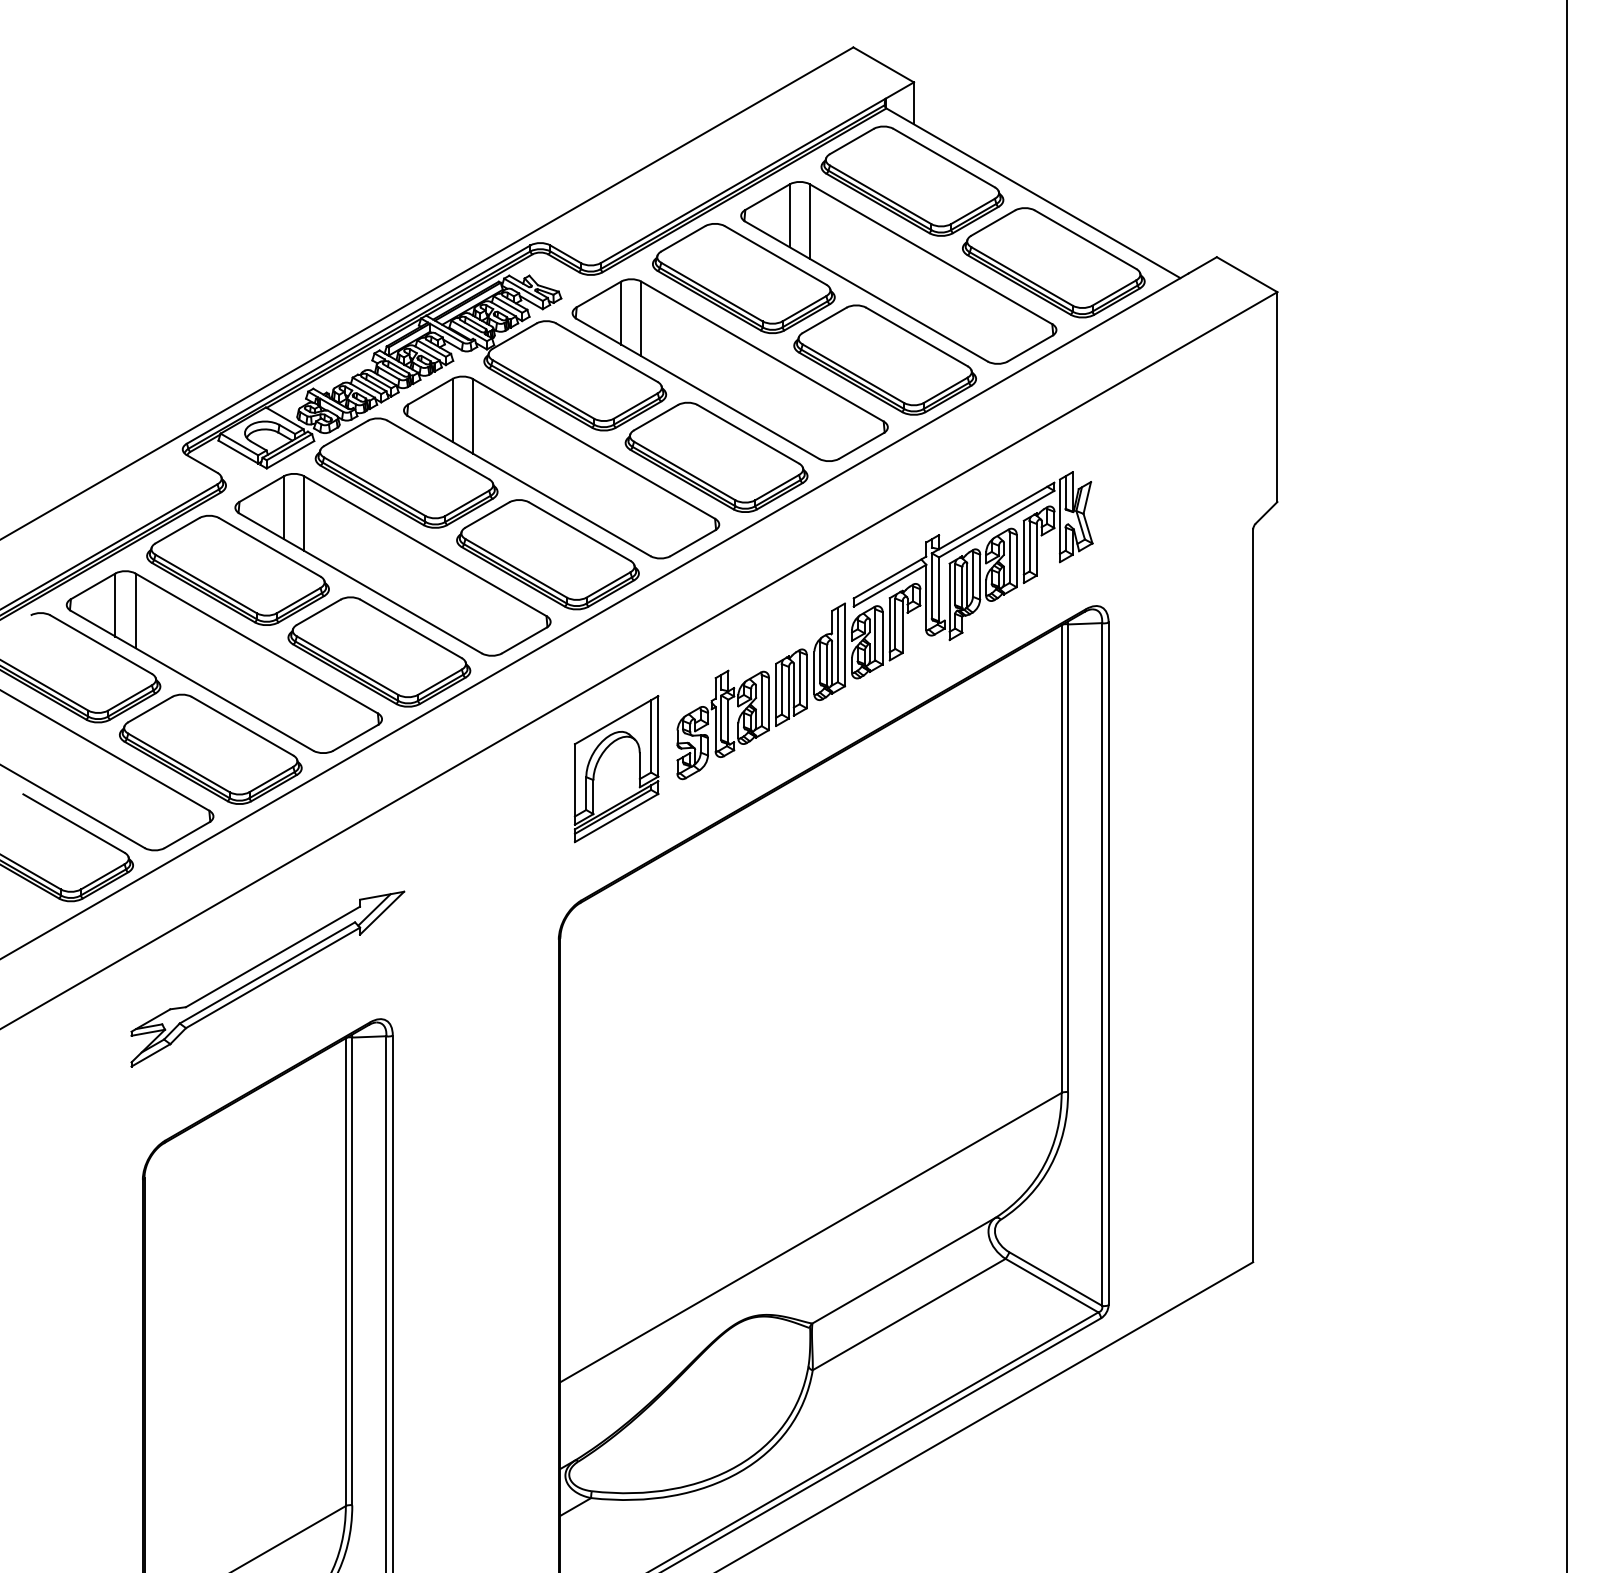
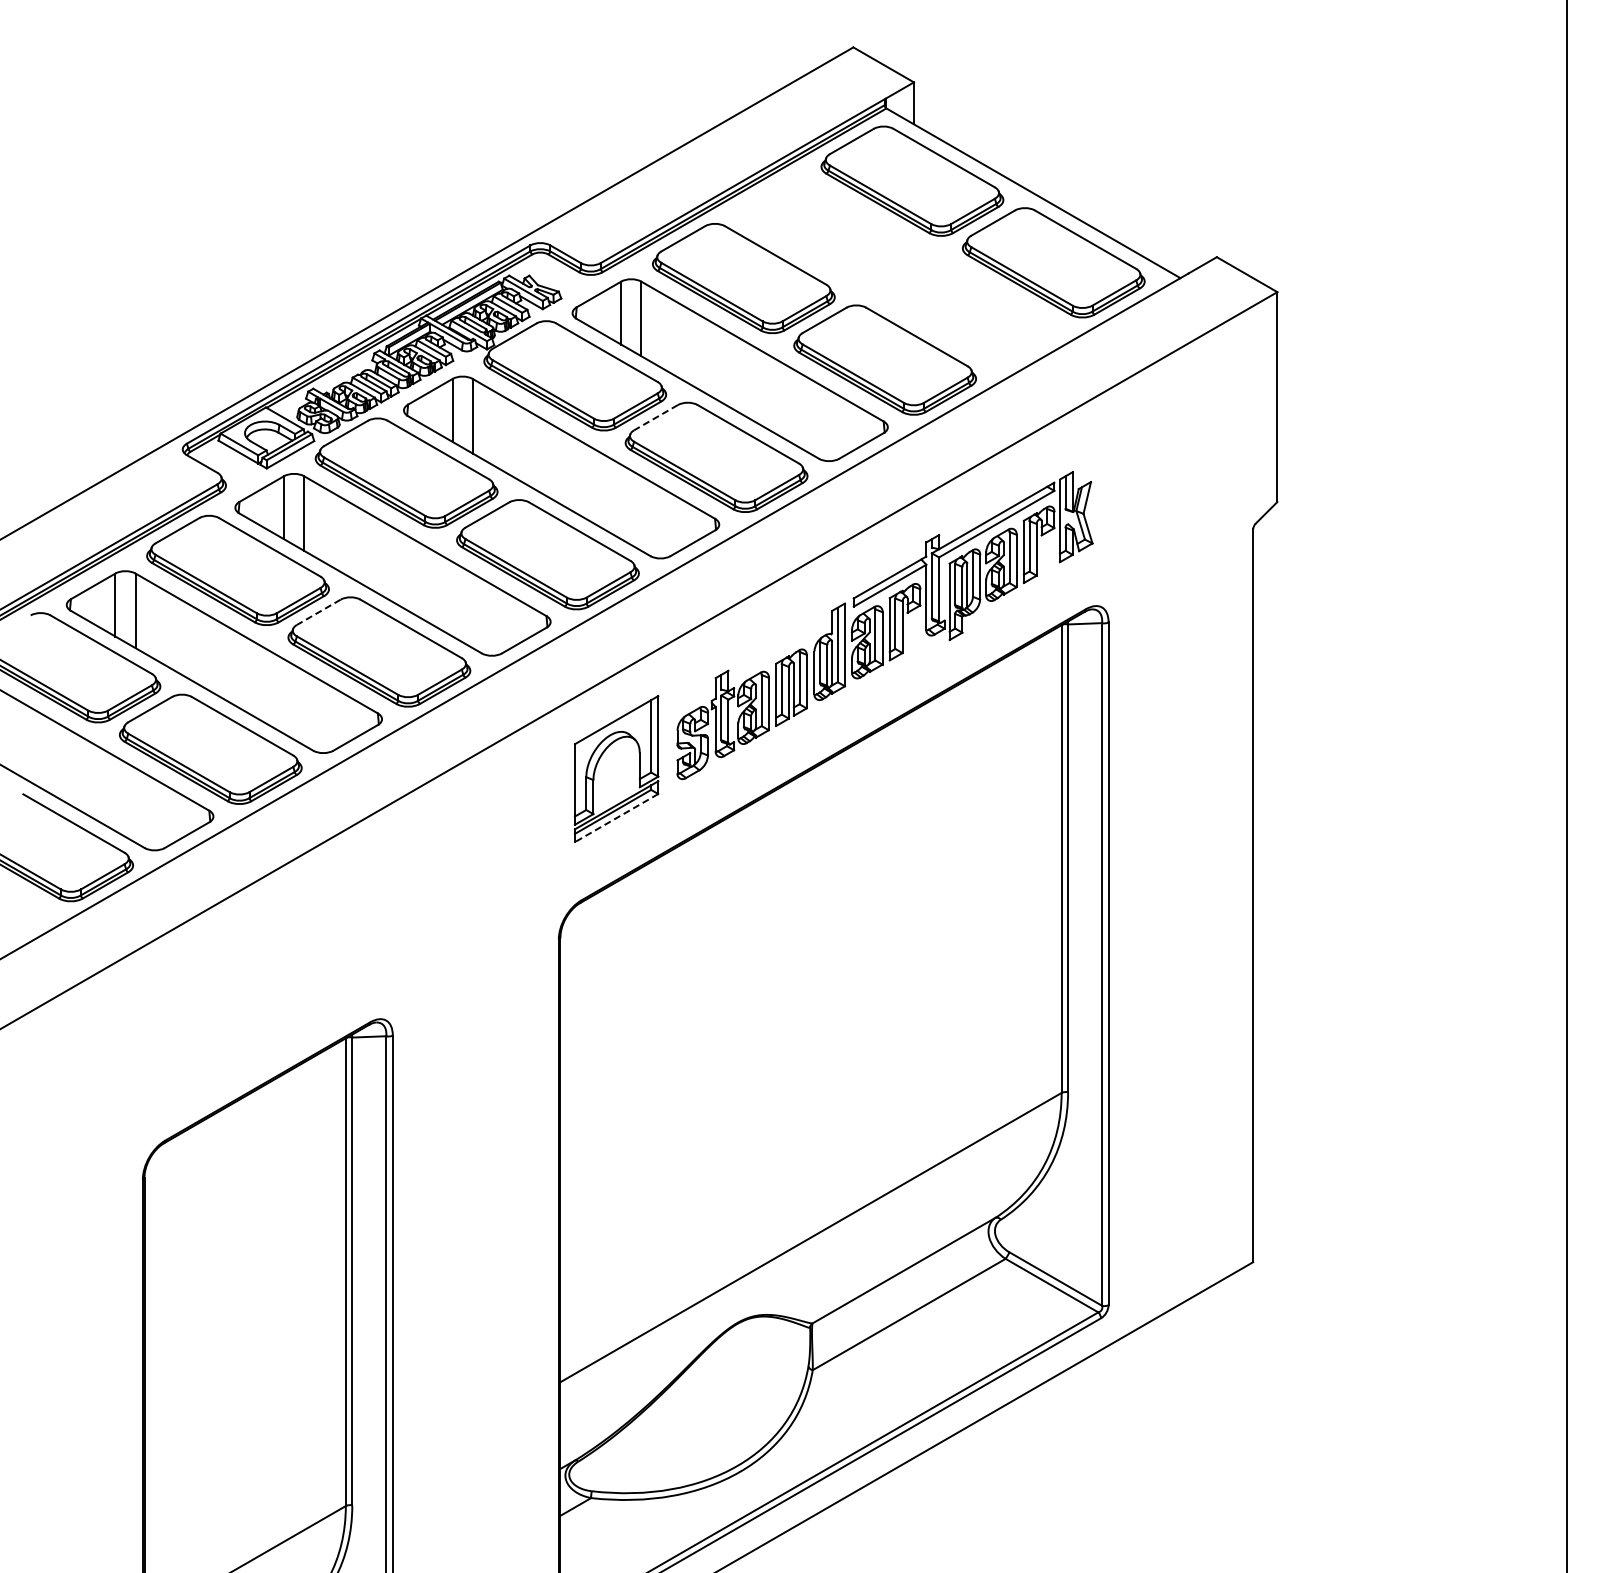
part: present -> none (898, 272)
line: solid -> dashed (655, 417)
line: solid -> dashed (318, 612)
line: solid -> dashed (616, 818)
part: present -> none (267, 978)
